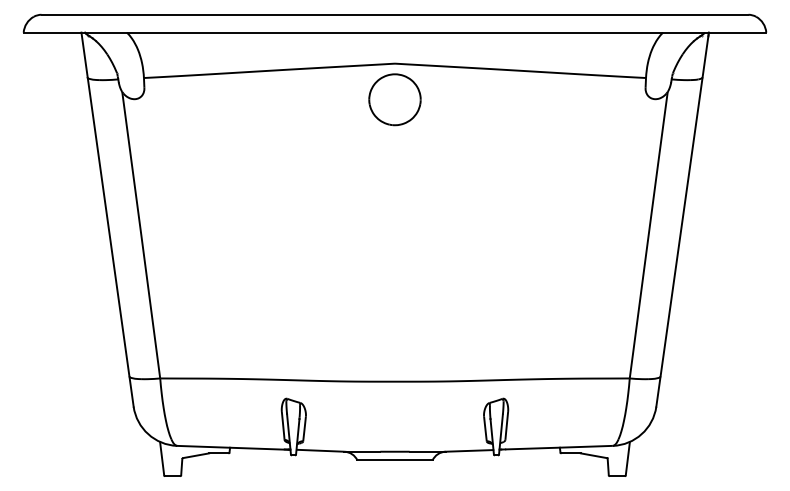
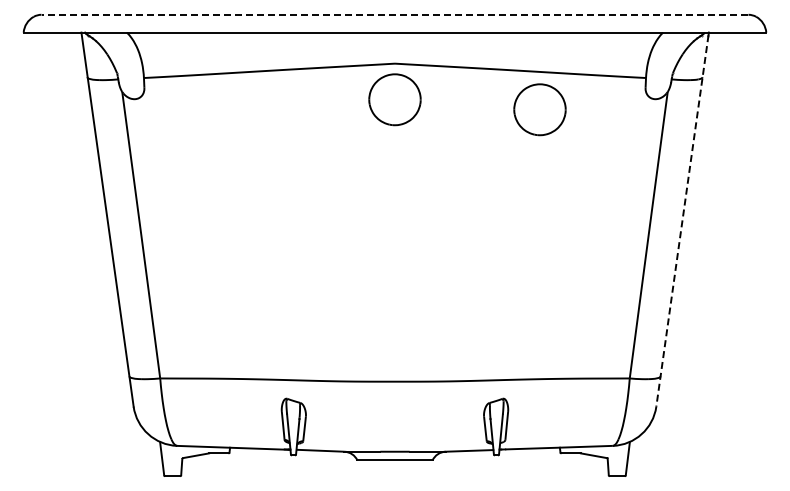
line: solid -> dashed (394, 14)
part: none -> present (539, 109)
line: solid -> dashed (682, 220)
